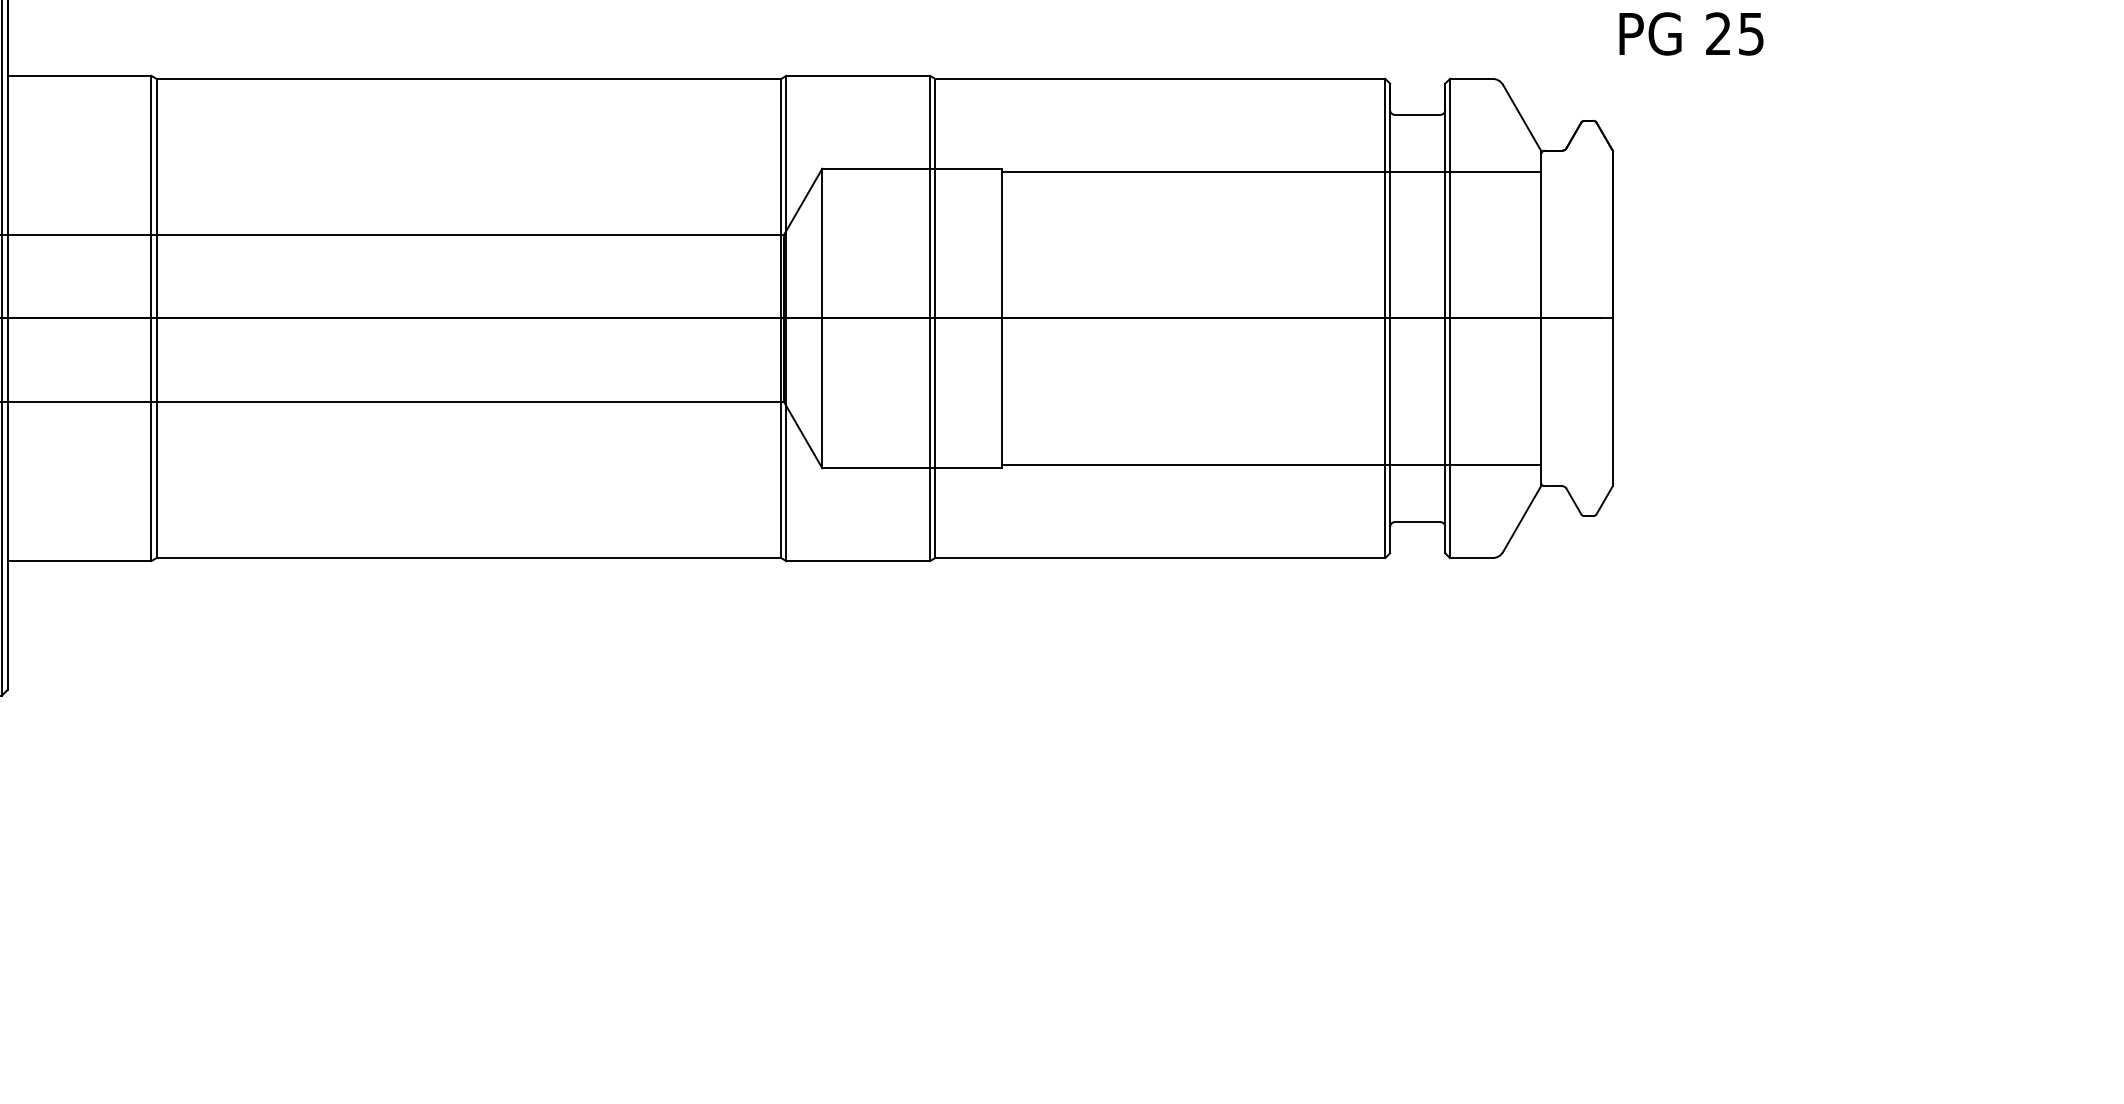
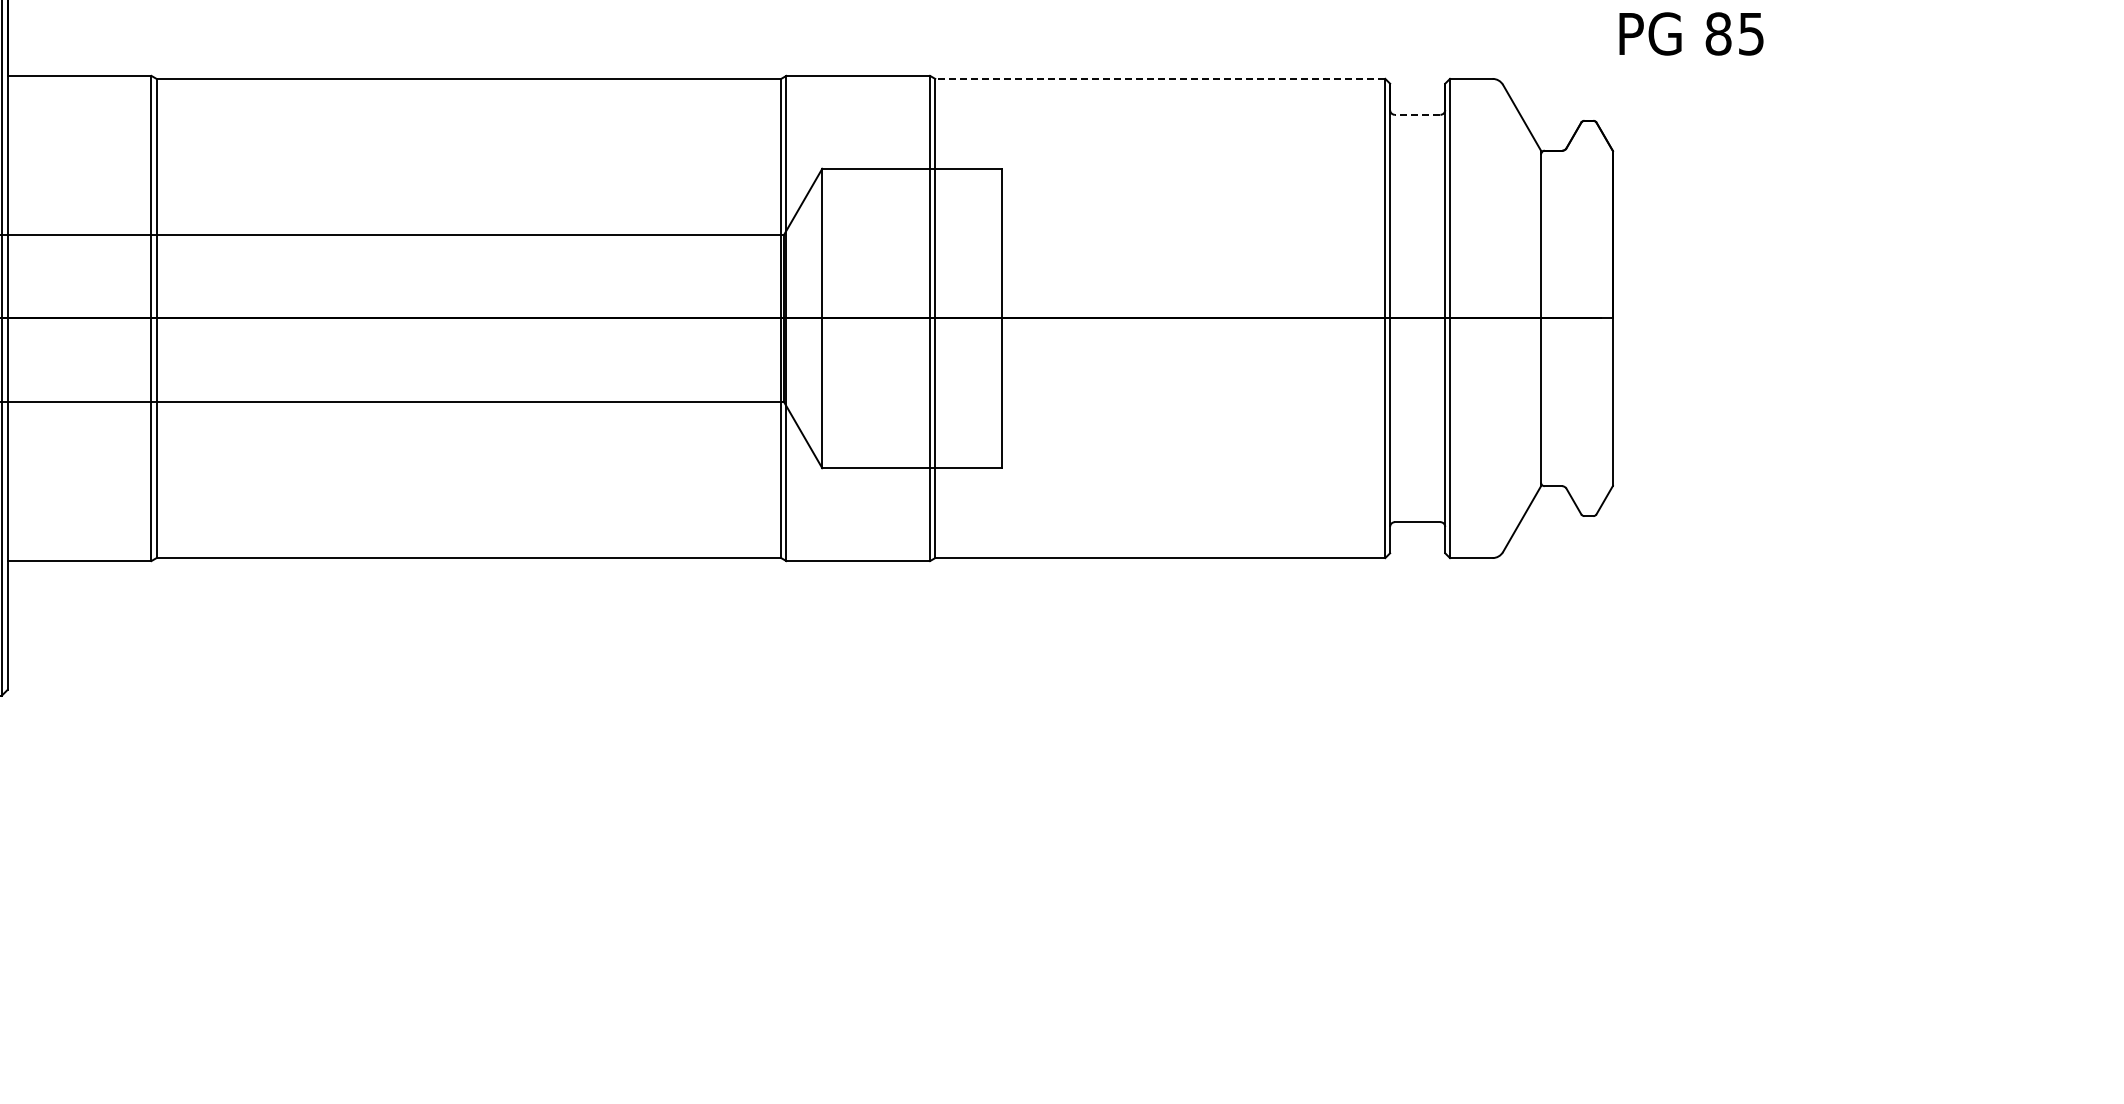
text: 25 -> 85 (1718, 33)
line: solid -> dashed (1159, 78)
line: solid -> dashed (1417, 114)
line: present -> none (1271, 172)
line: present -> none (1271, 464)
